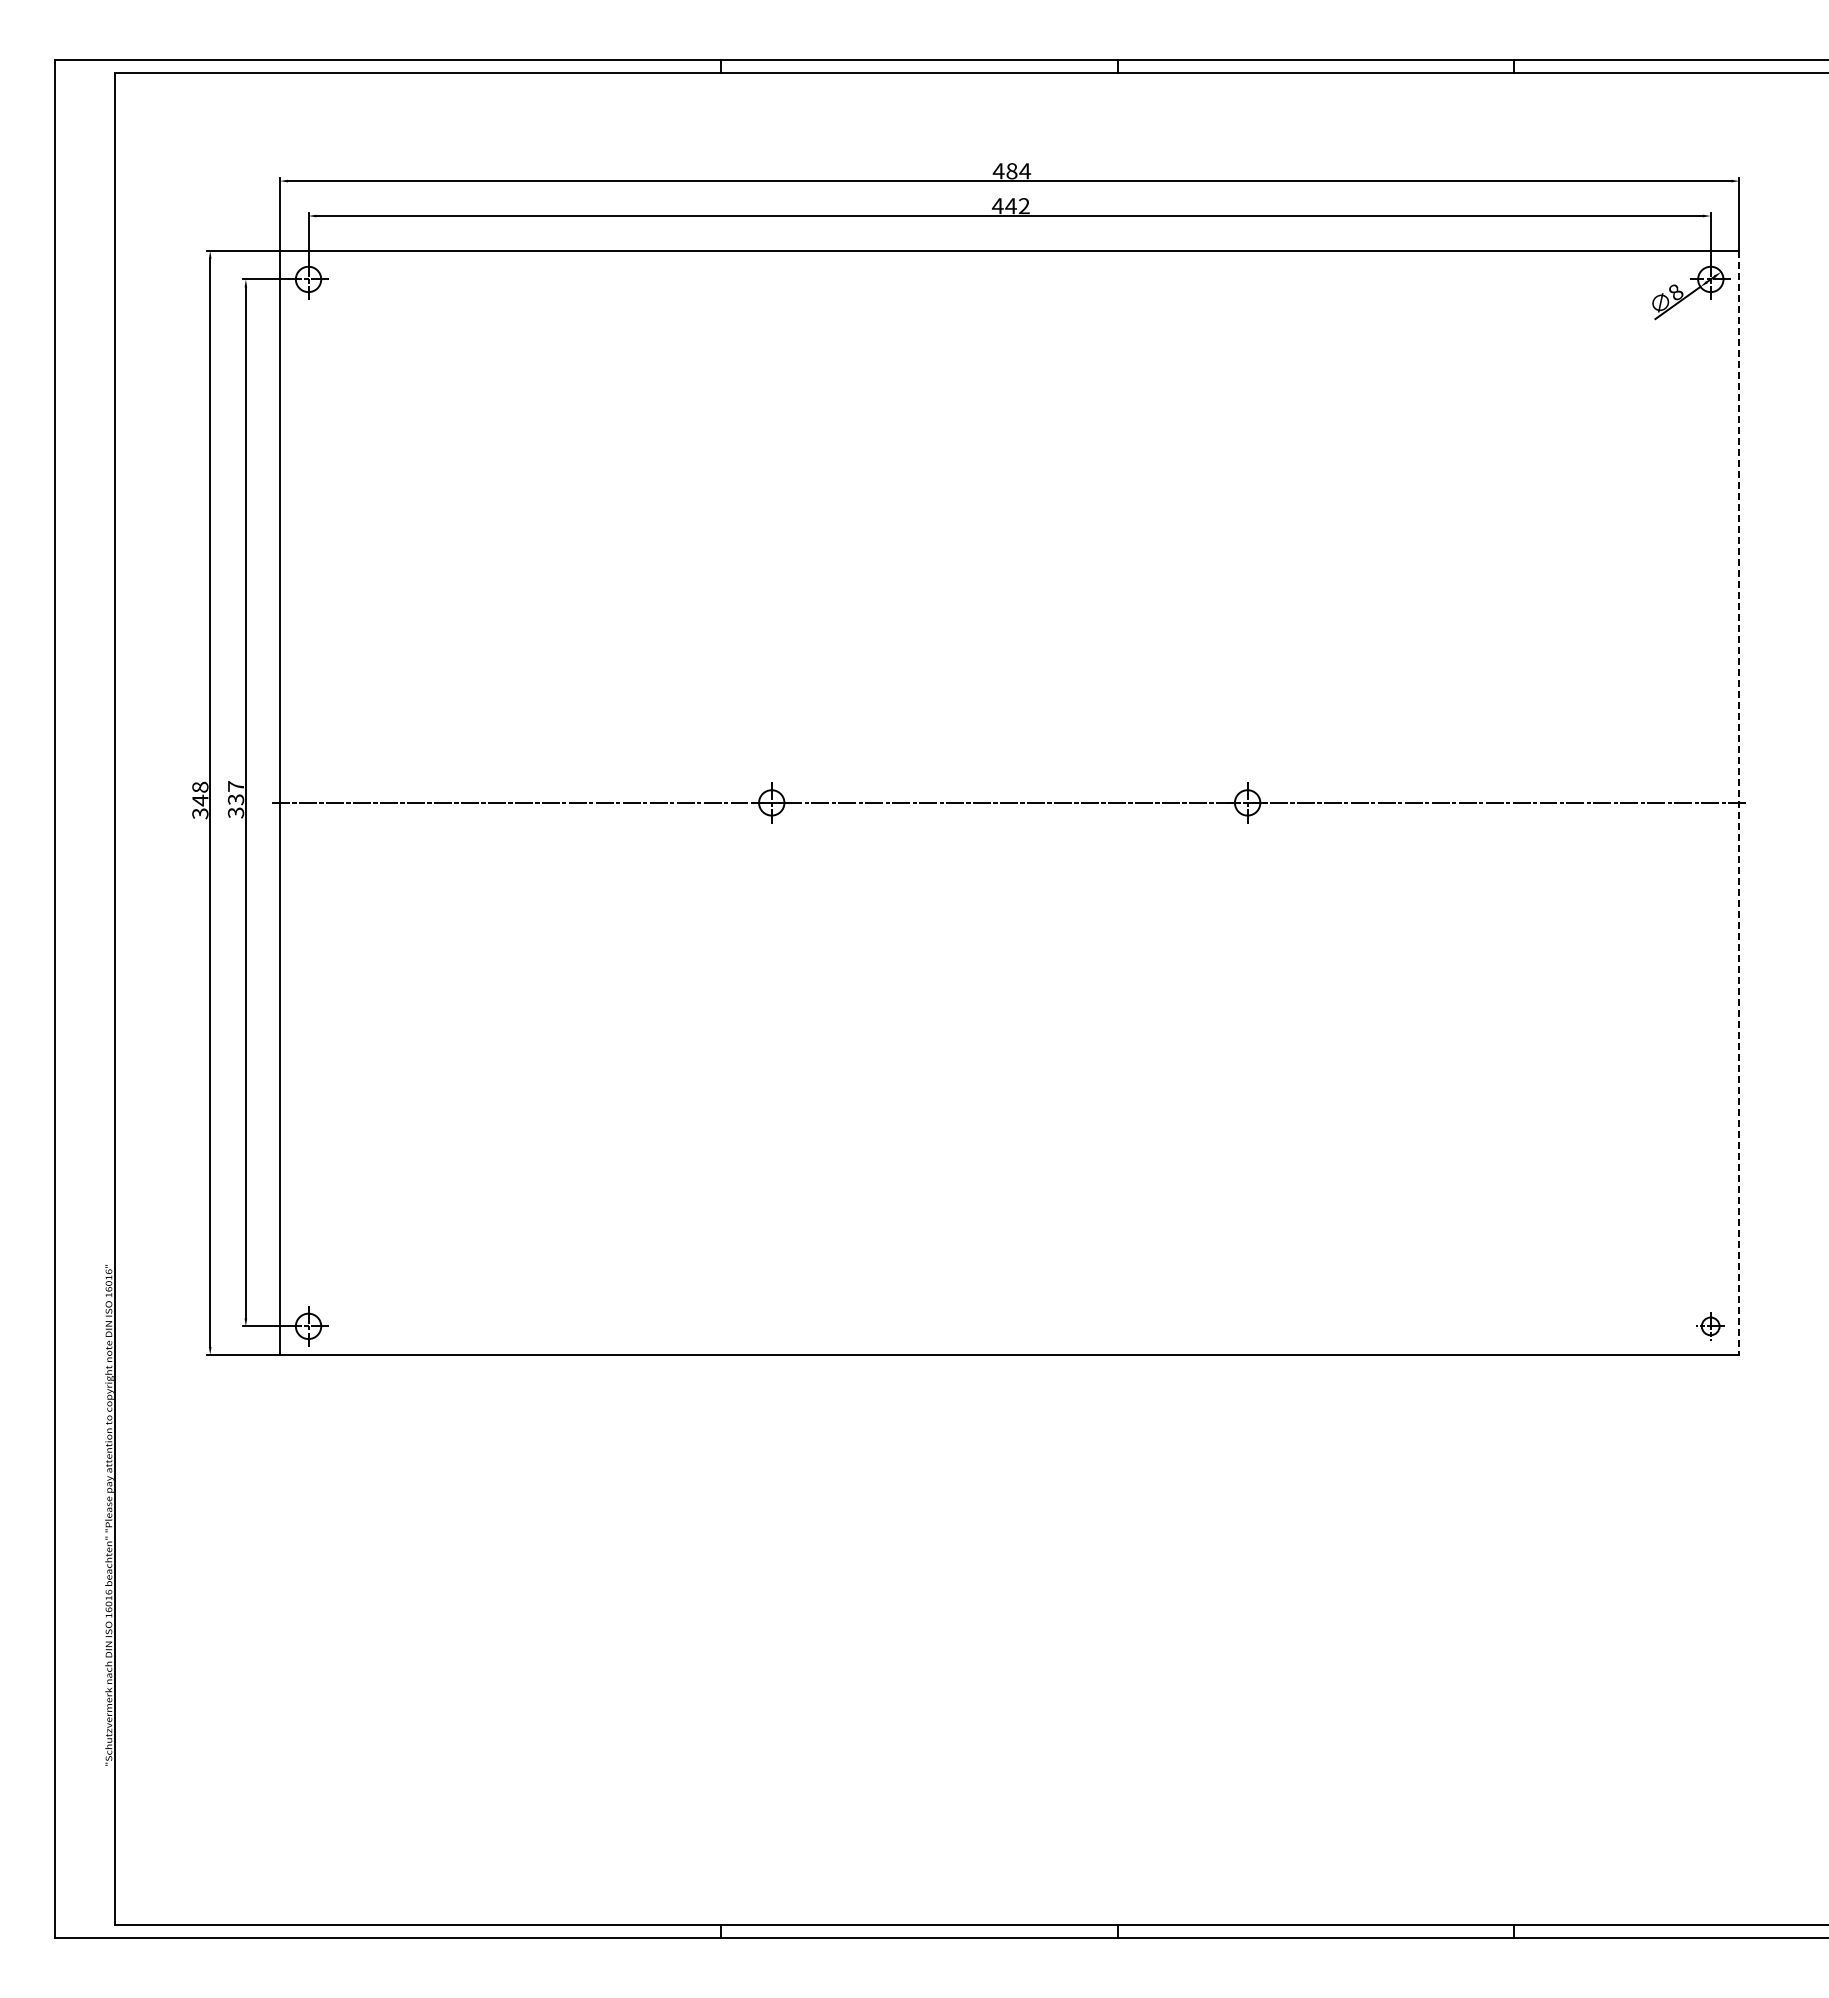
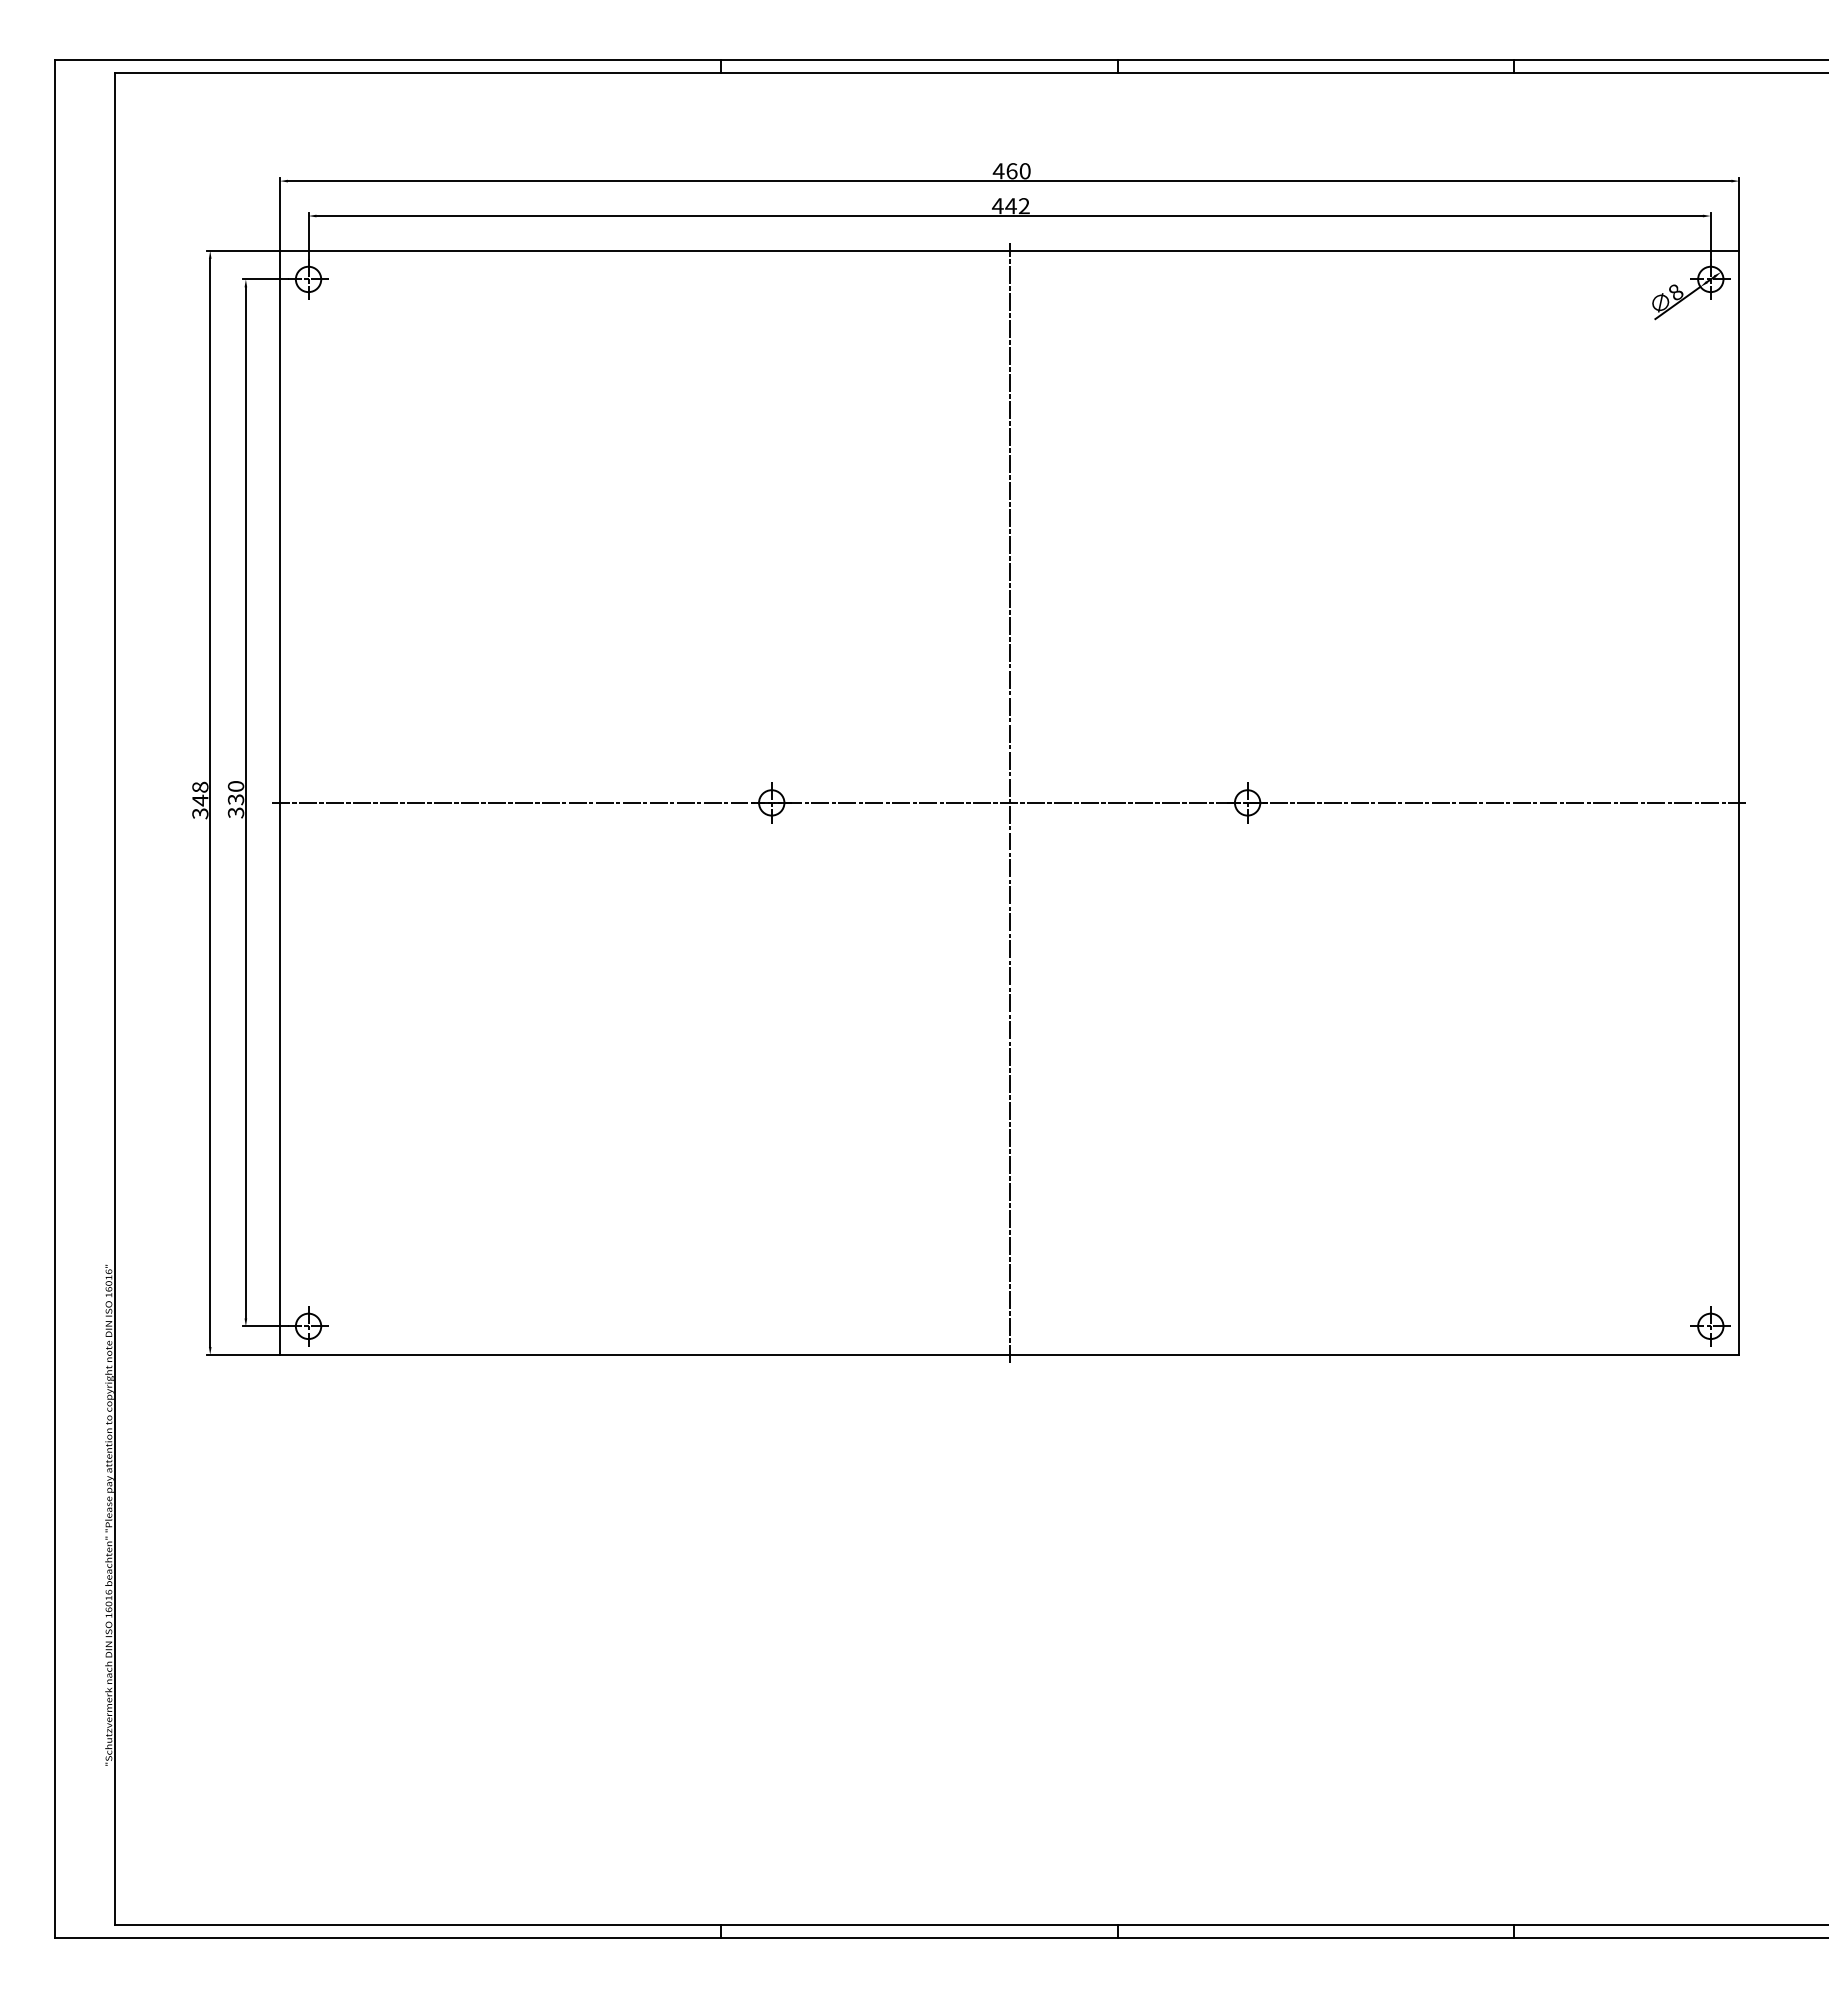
text: 484 -> 460 (1018, 171)
text: 337 -> 330 (235, 786)
line: none -> present (1009, 802)
line: dashed -> solid (1739, 803)
part size: 29x29 px -> 41x41 px (1710, 1326)
